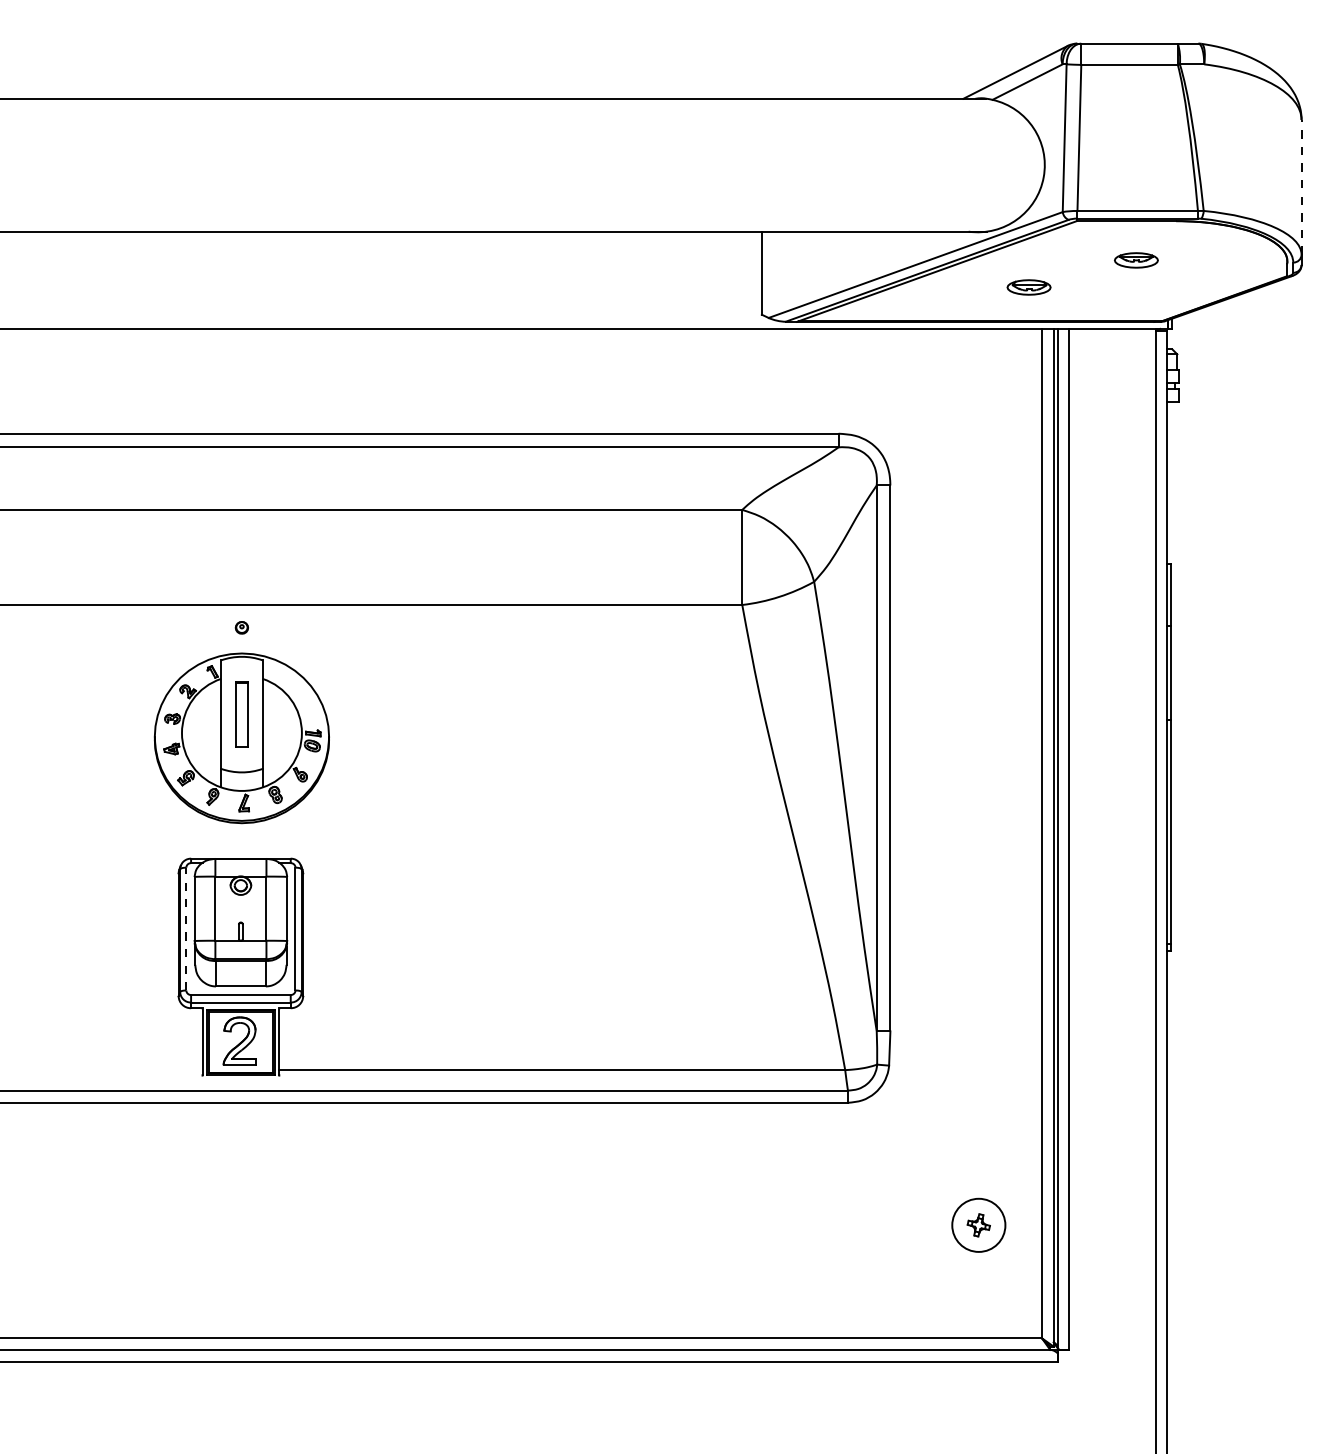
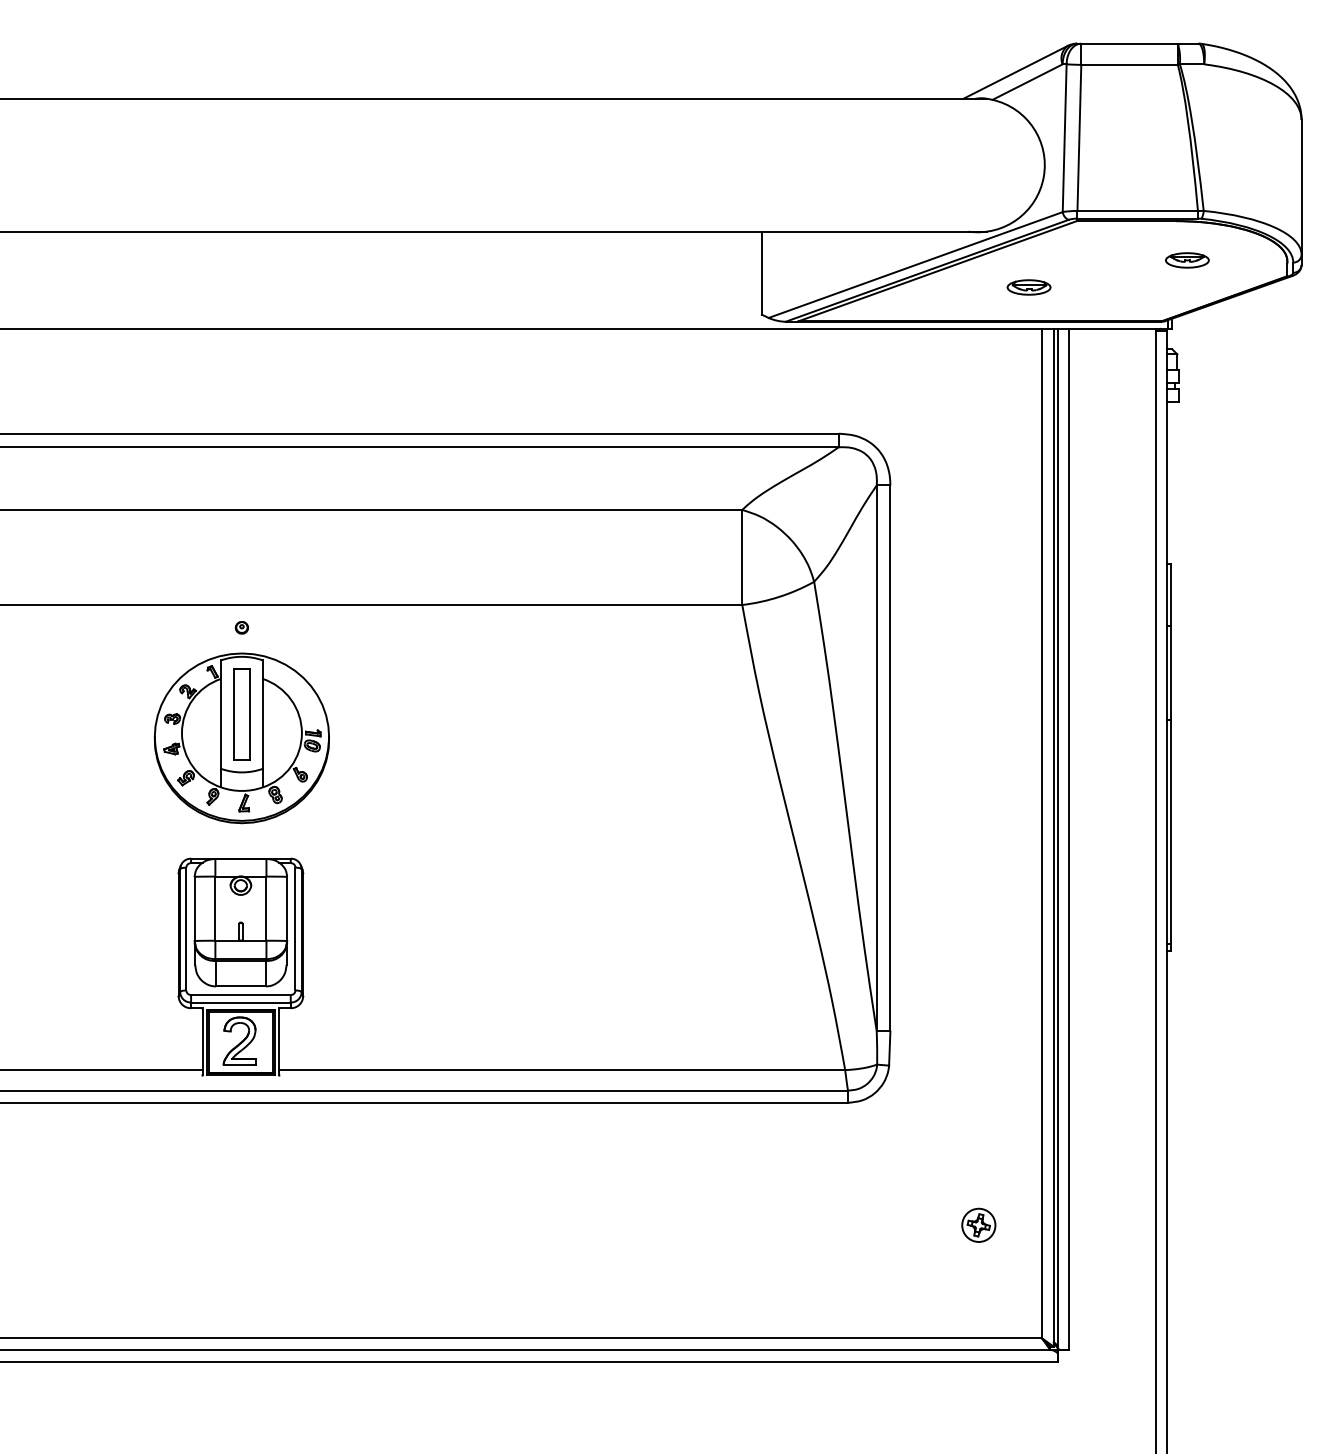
line: dashed -> solid (1301, 186)
part position: (1136, 260) -> (1187, 260) (1187, 260)
part size: 14x67 px -> 18x93 px (241, 714)
line: dashed -> solid (186, 928)
line: none -> present (102, 1070)
circle diameter: 53 px -> 33 px (978, 1224)
